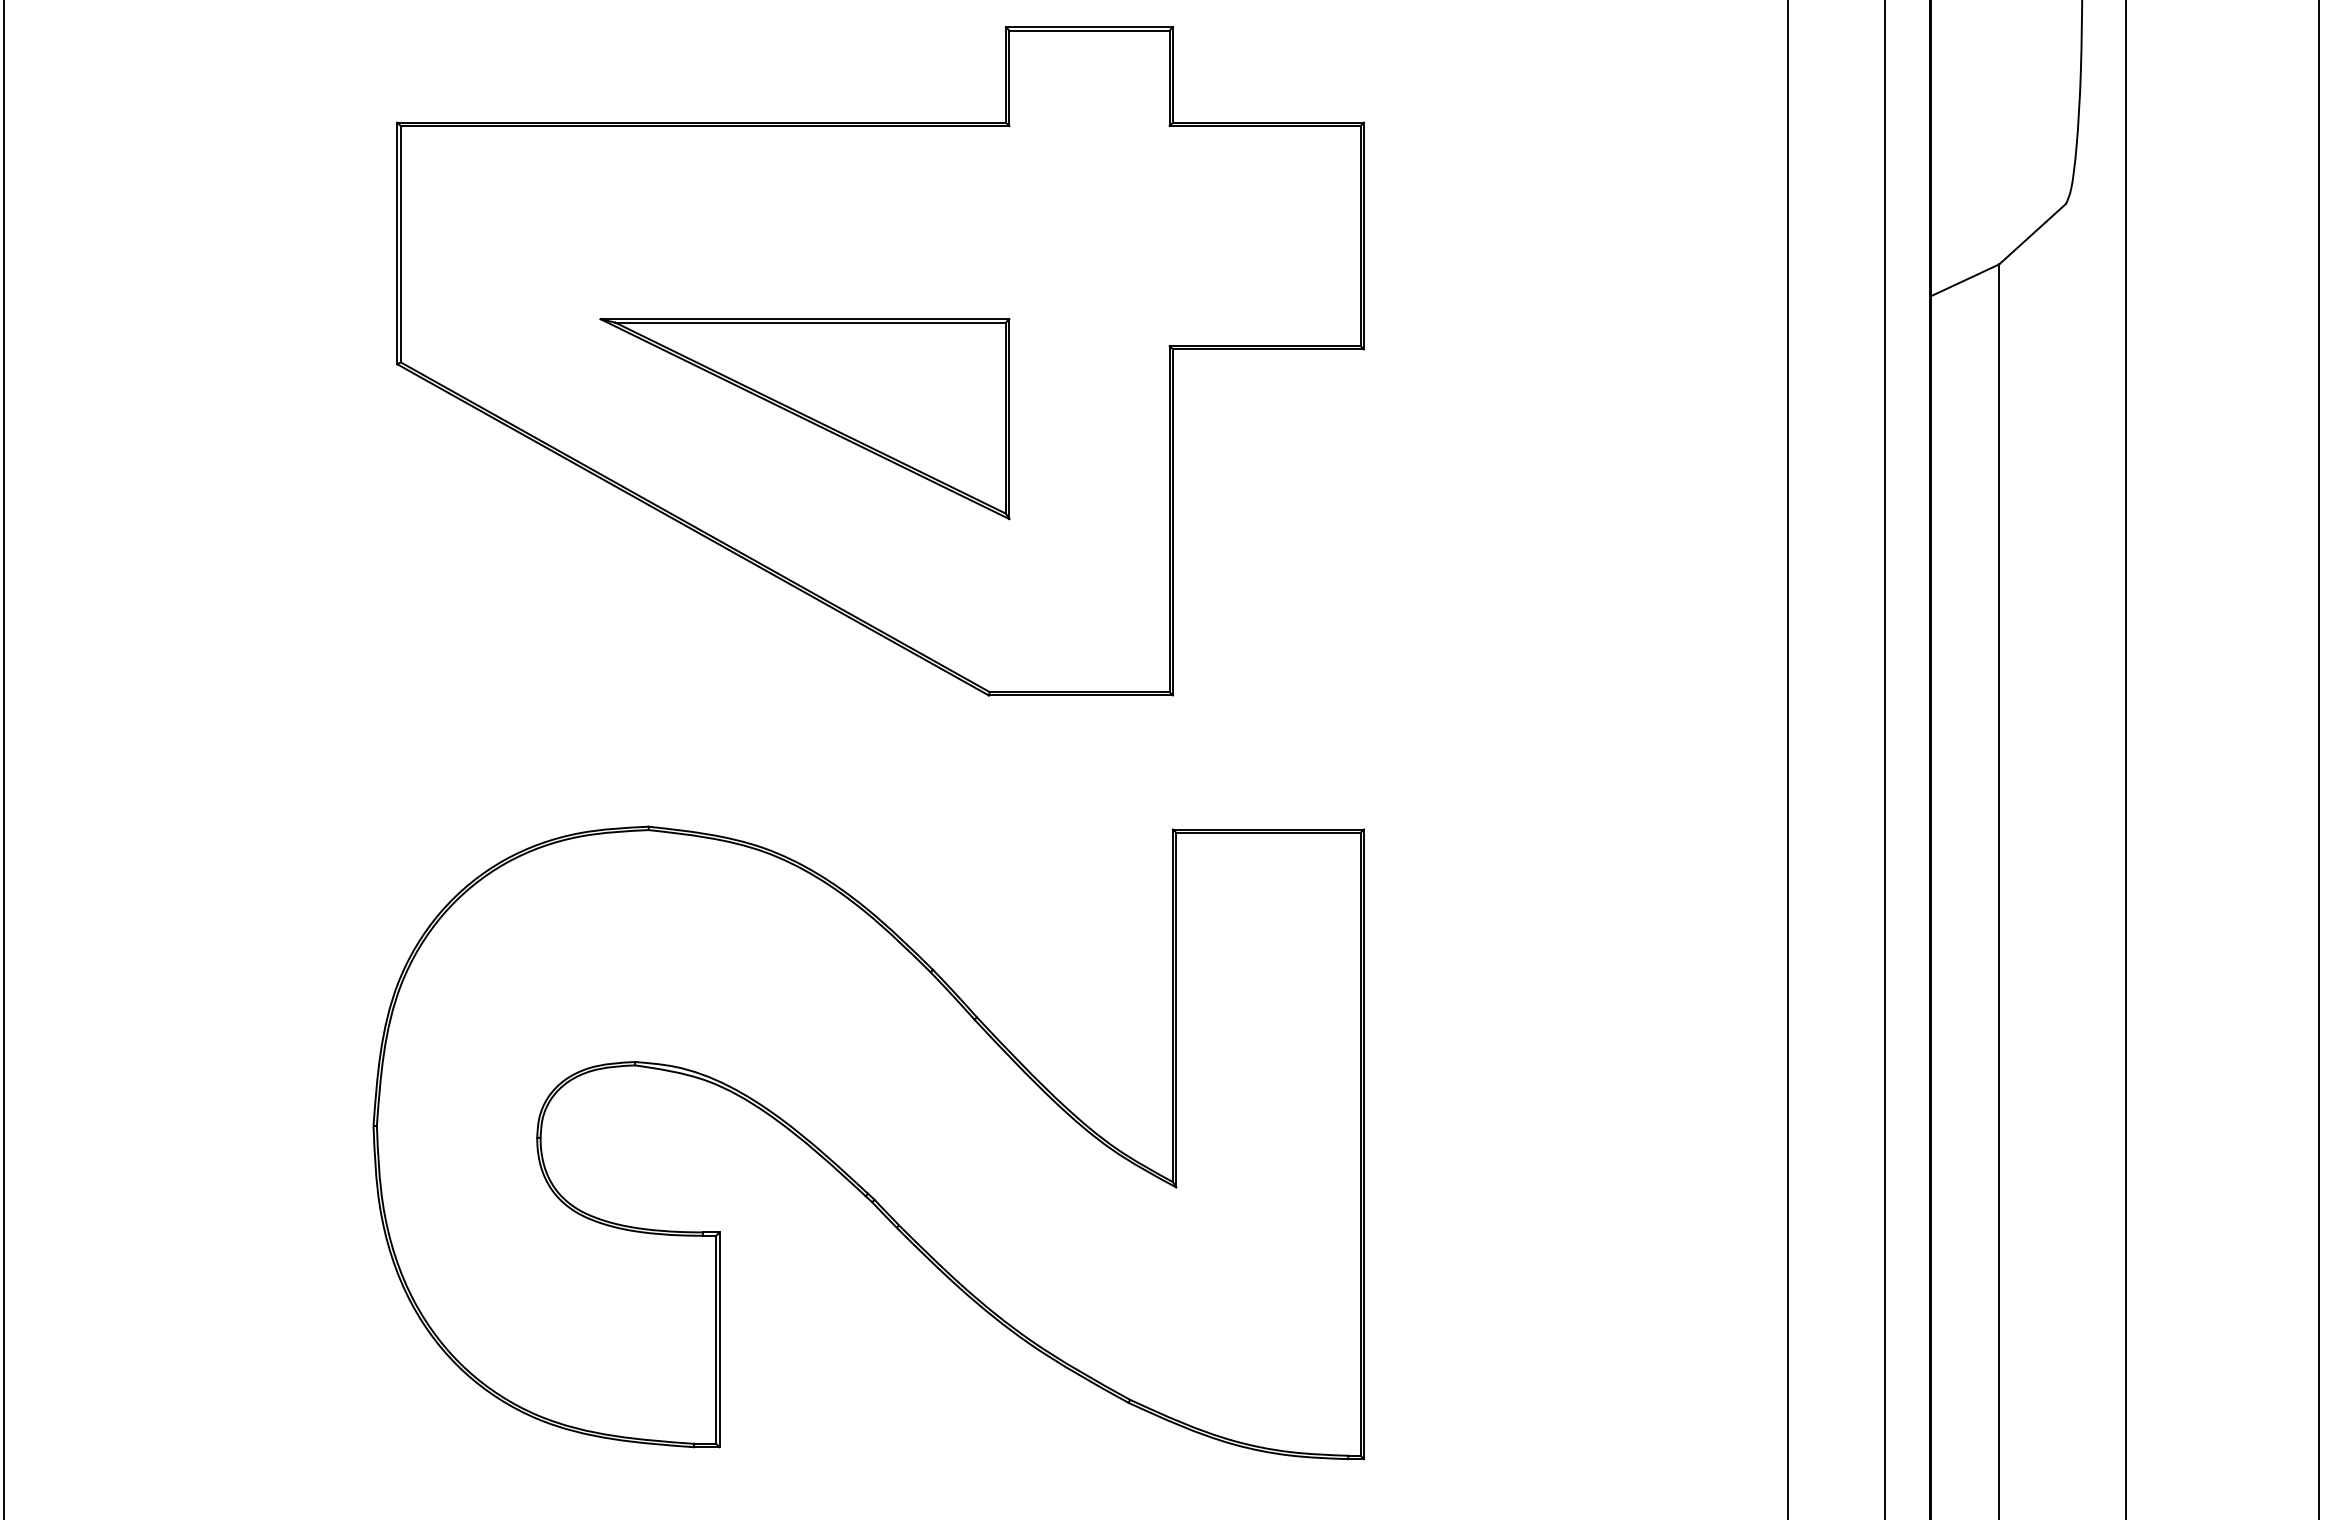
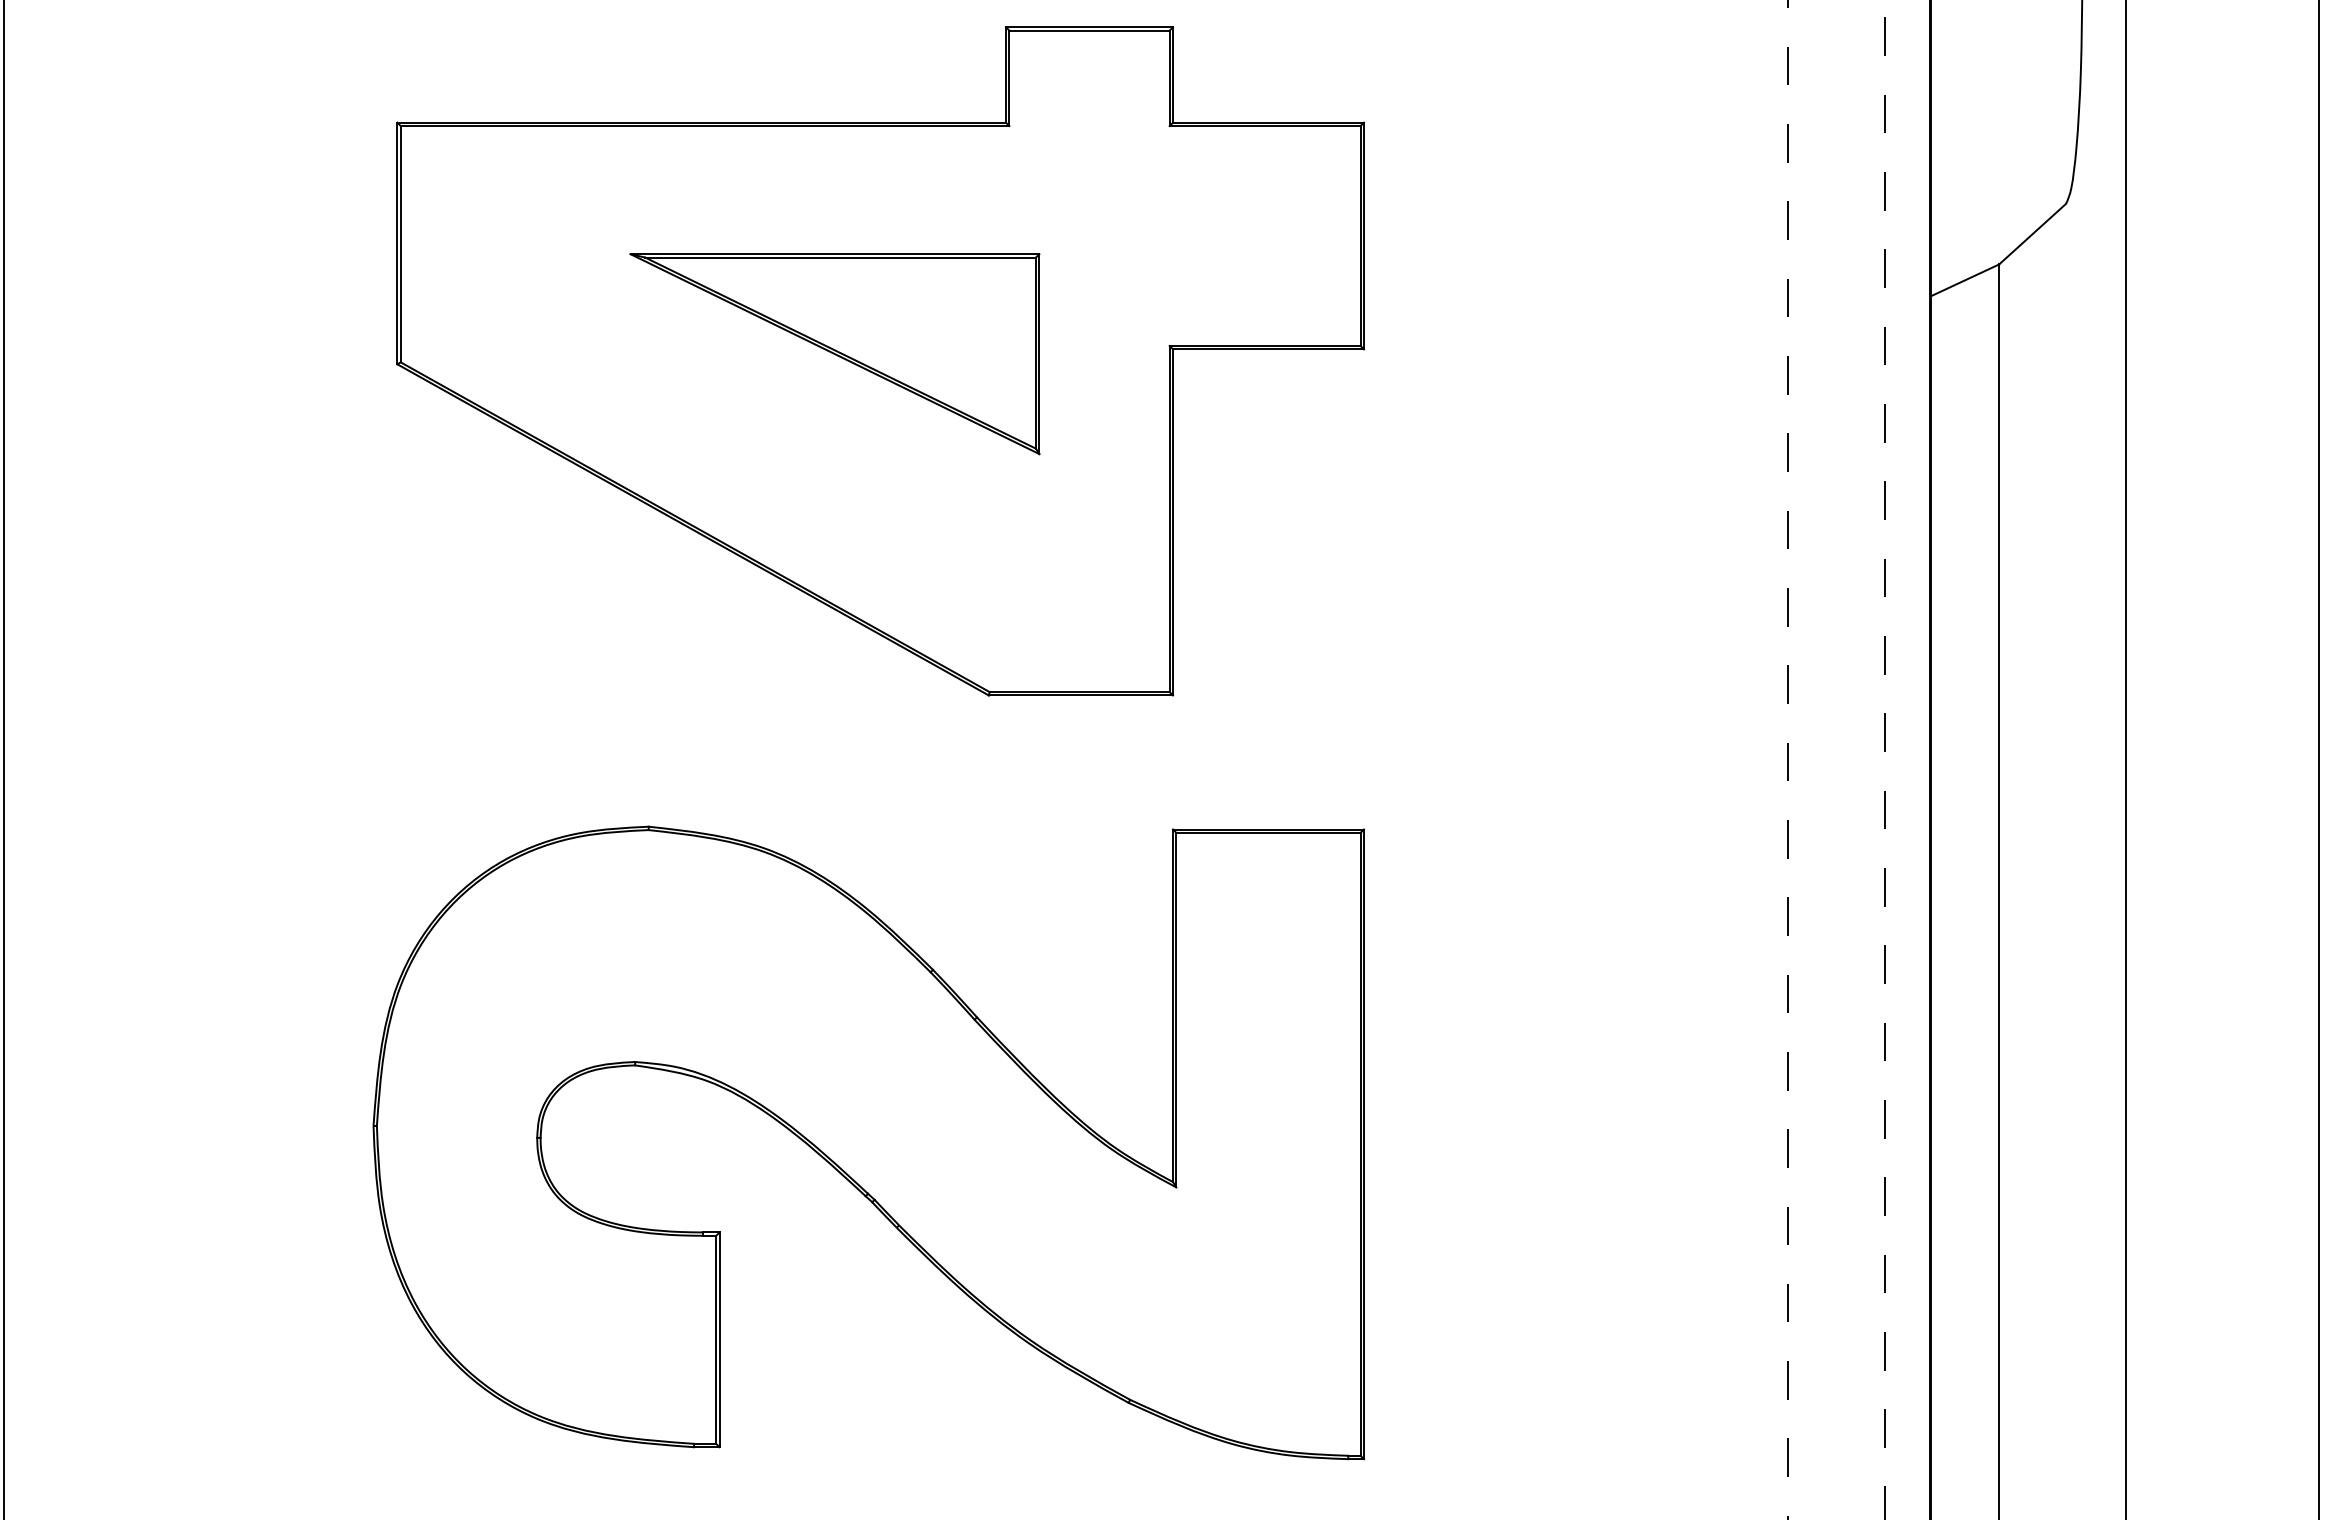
part position: (804, 419) -> (834, 354) (834, 354)
line: solid -> dashed (1788, 760)
line: solid -> dashed (1884, 760)
